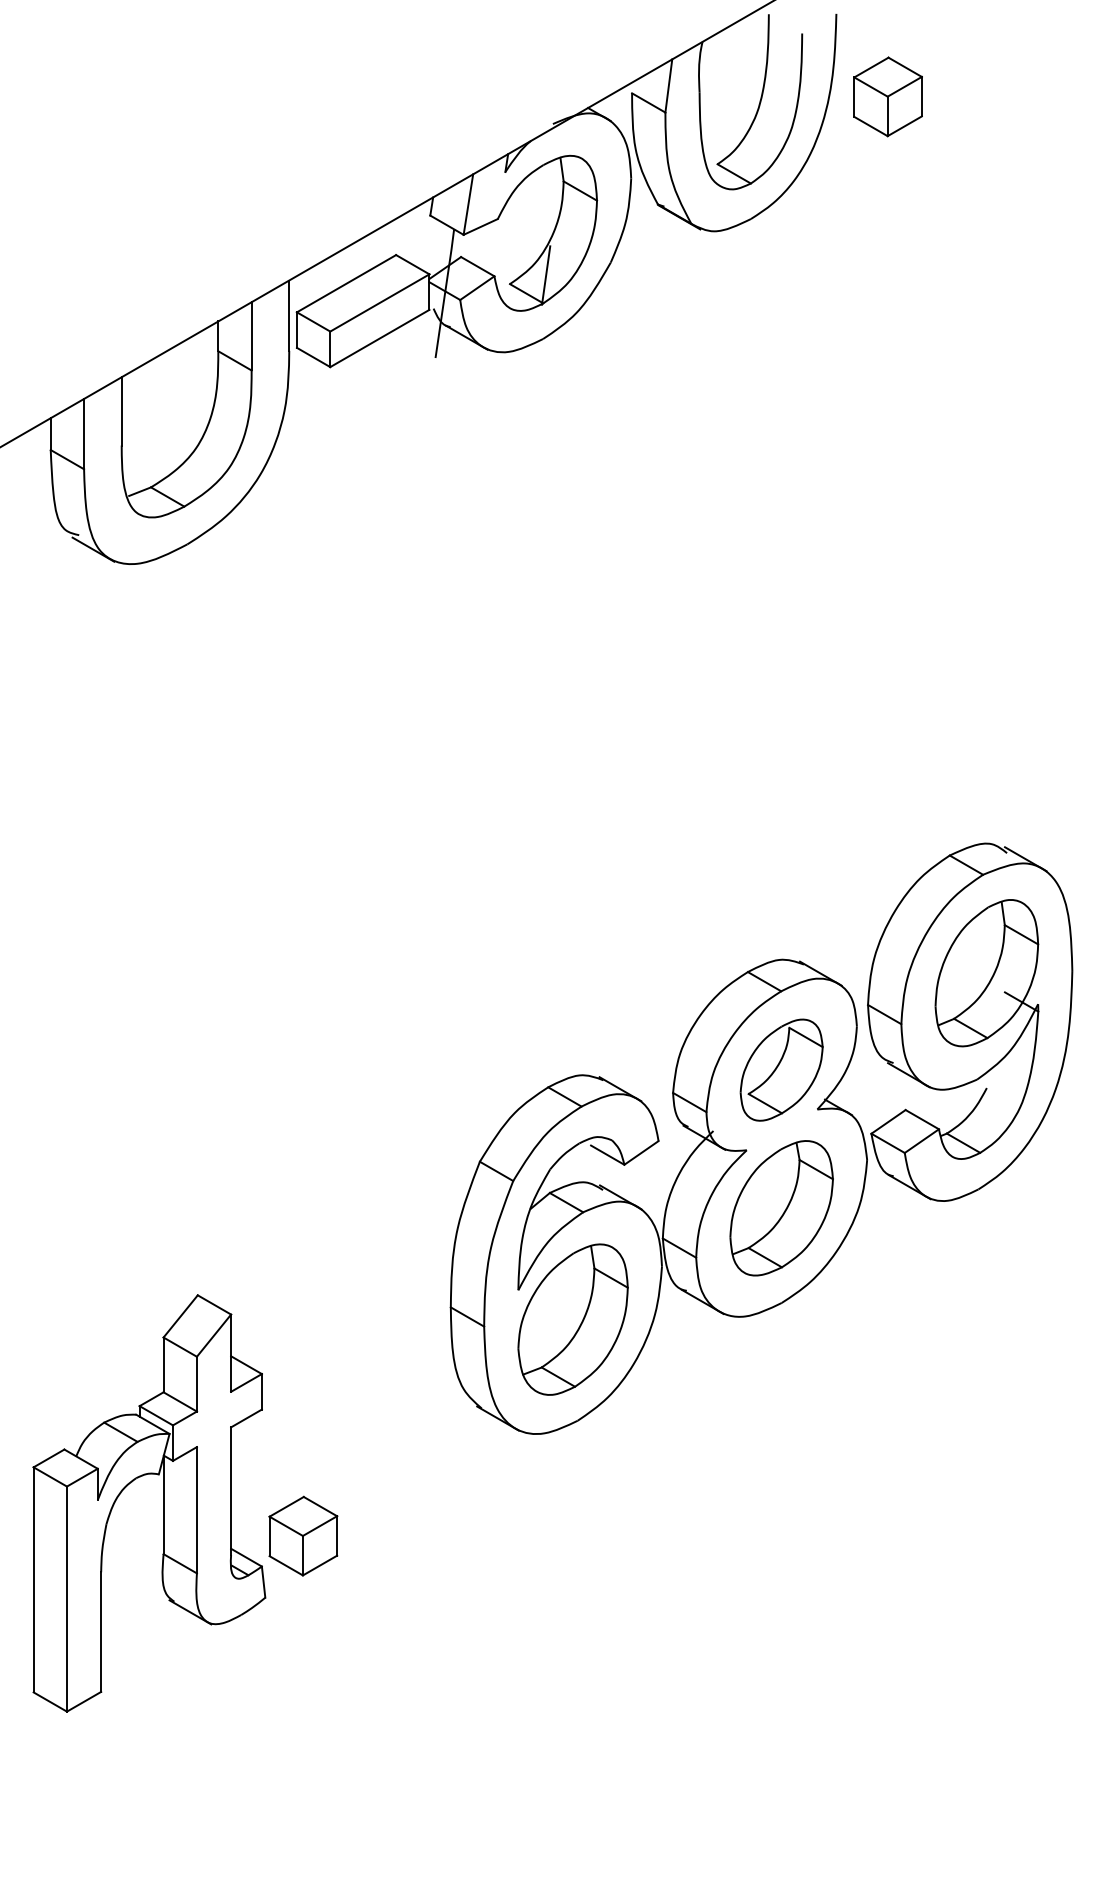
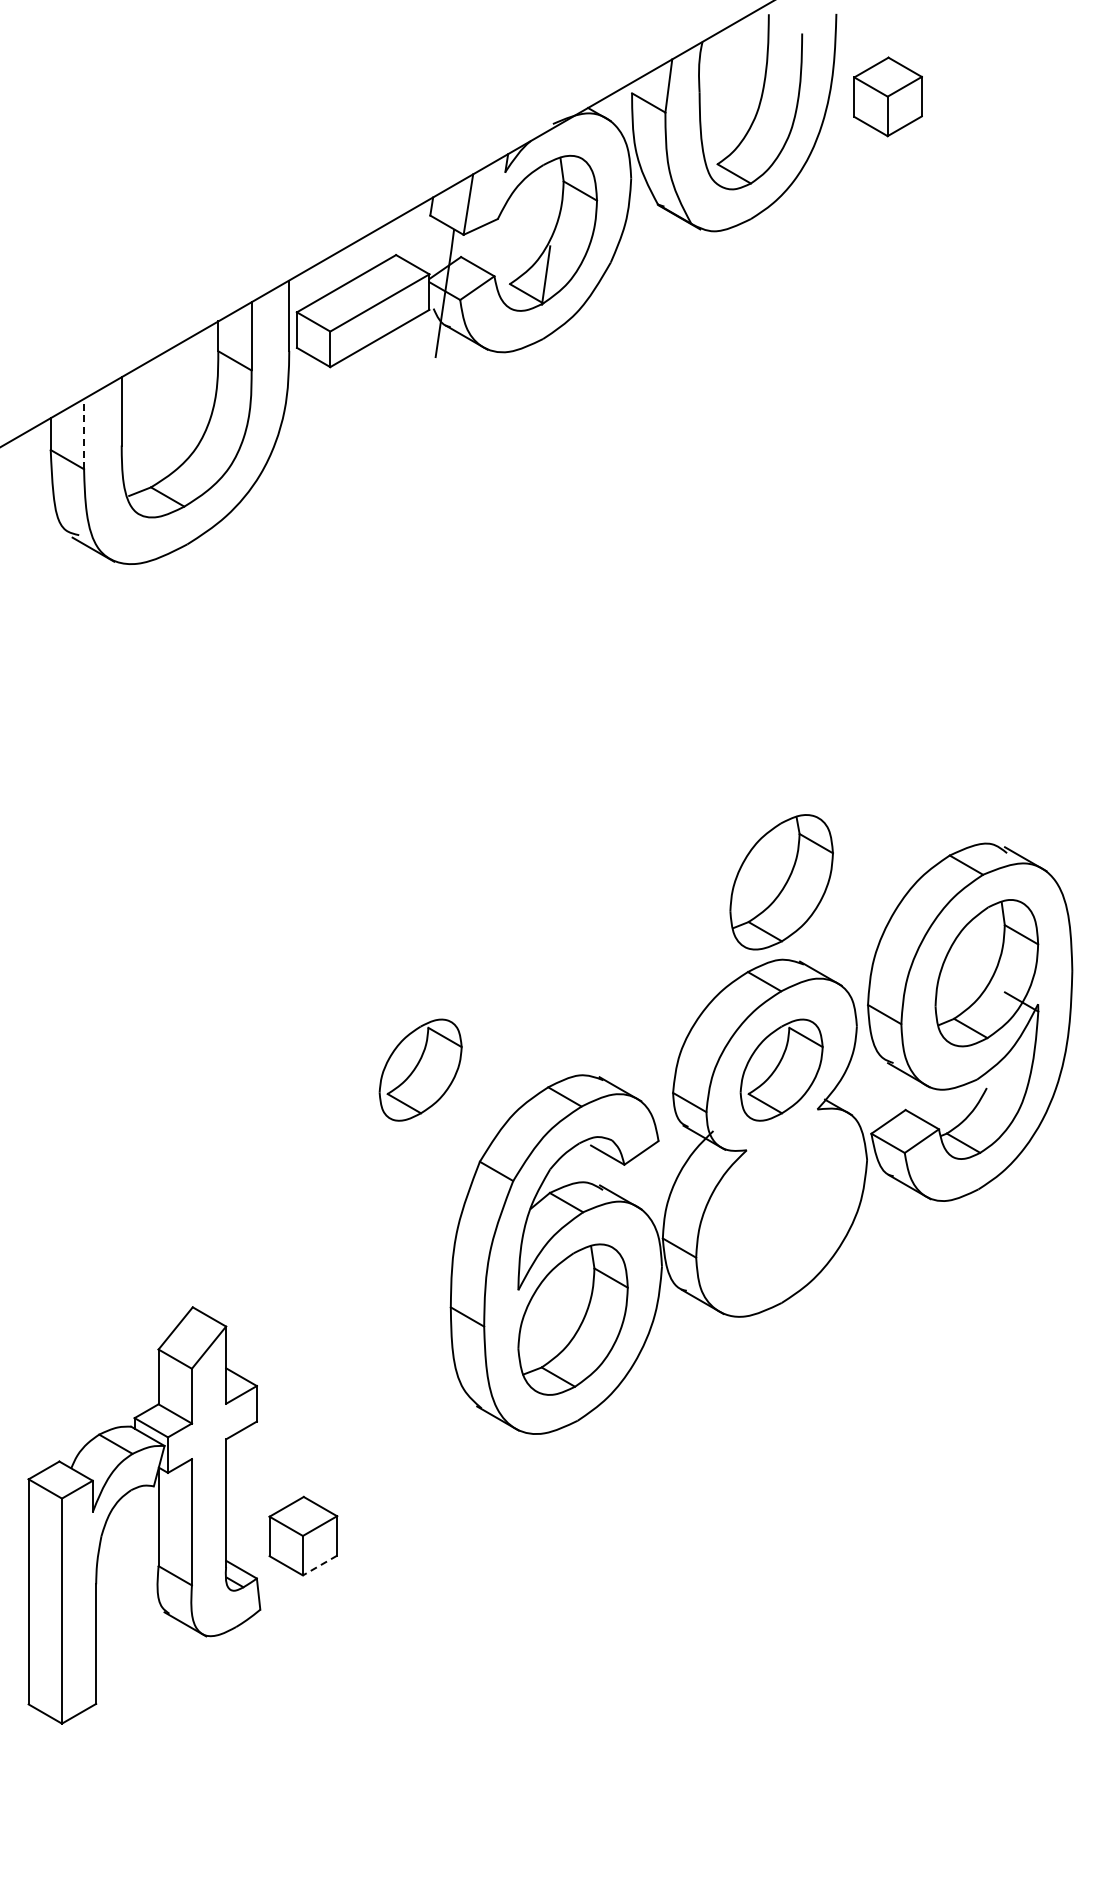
line: solid -> dashed (84, 433)
part: none -> present (420, 1069)
part position: (781, 1208) -> (781, 882) (781, 882)
part position: (163, 1503) -> (158, 1515) (158, 1515)
line: solid -> dashed (320, 1565)
